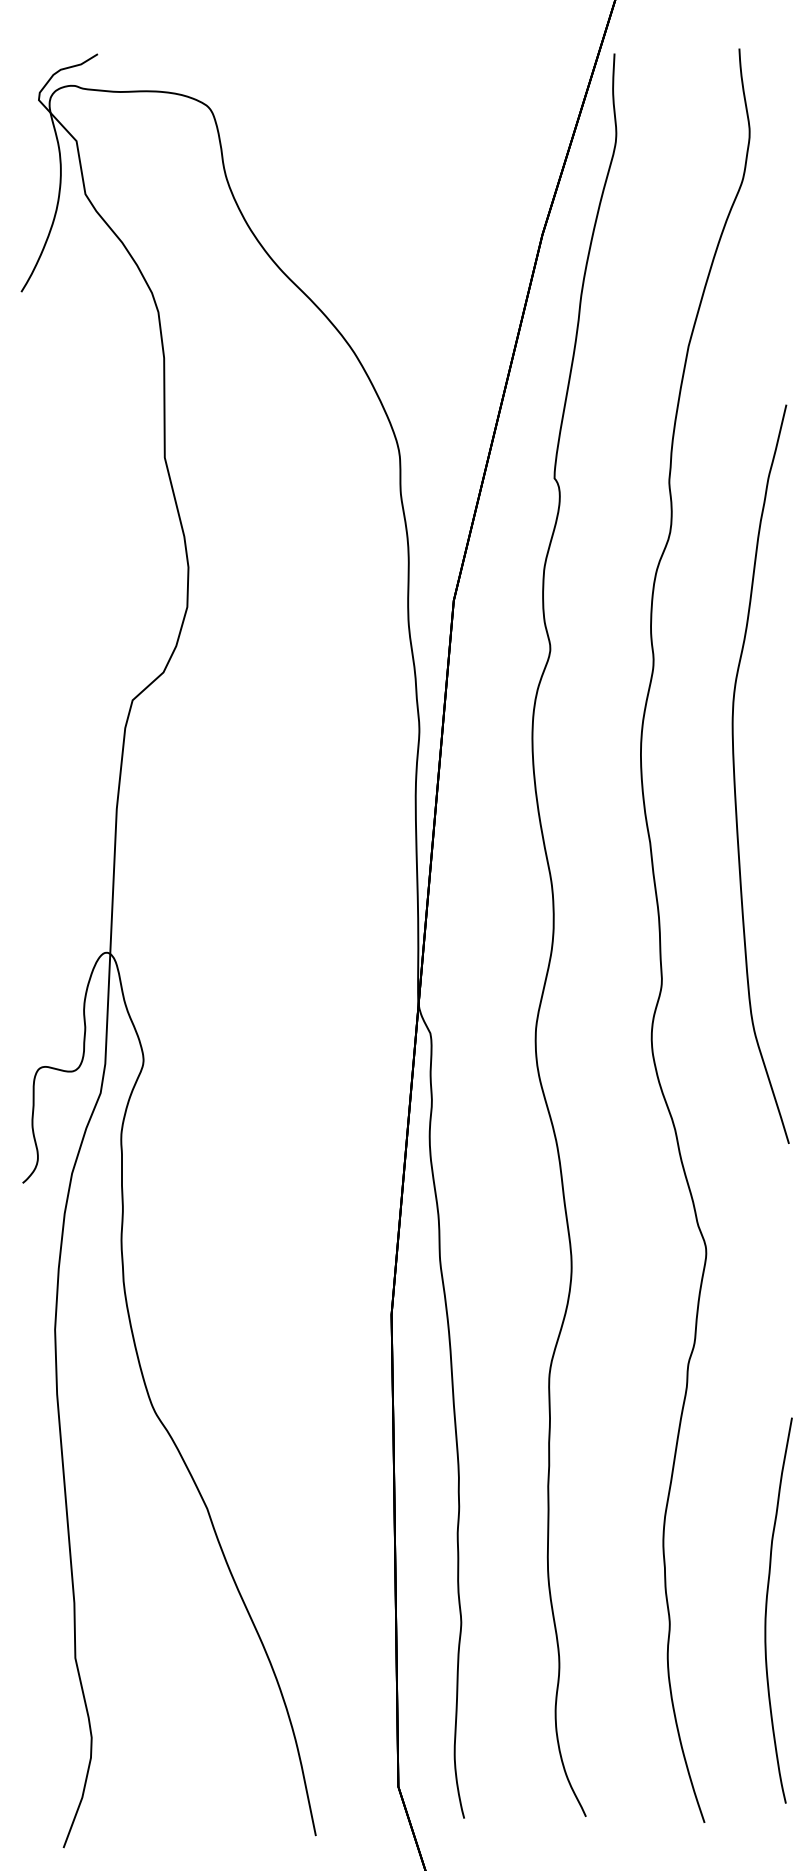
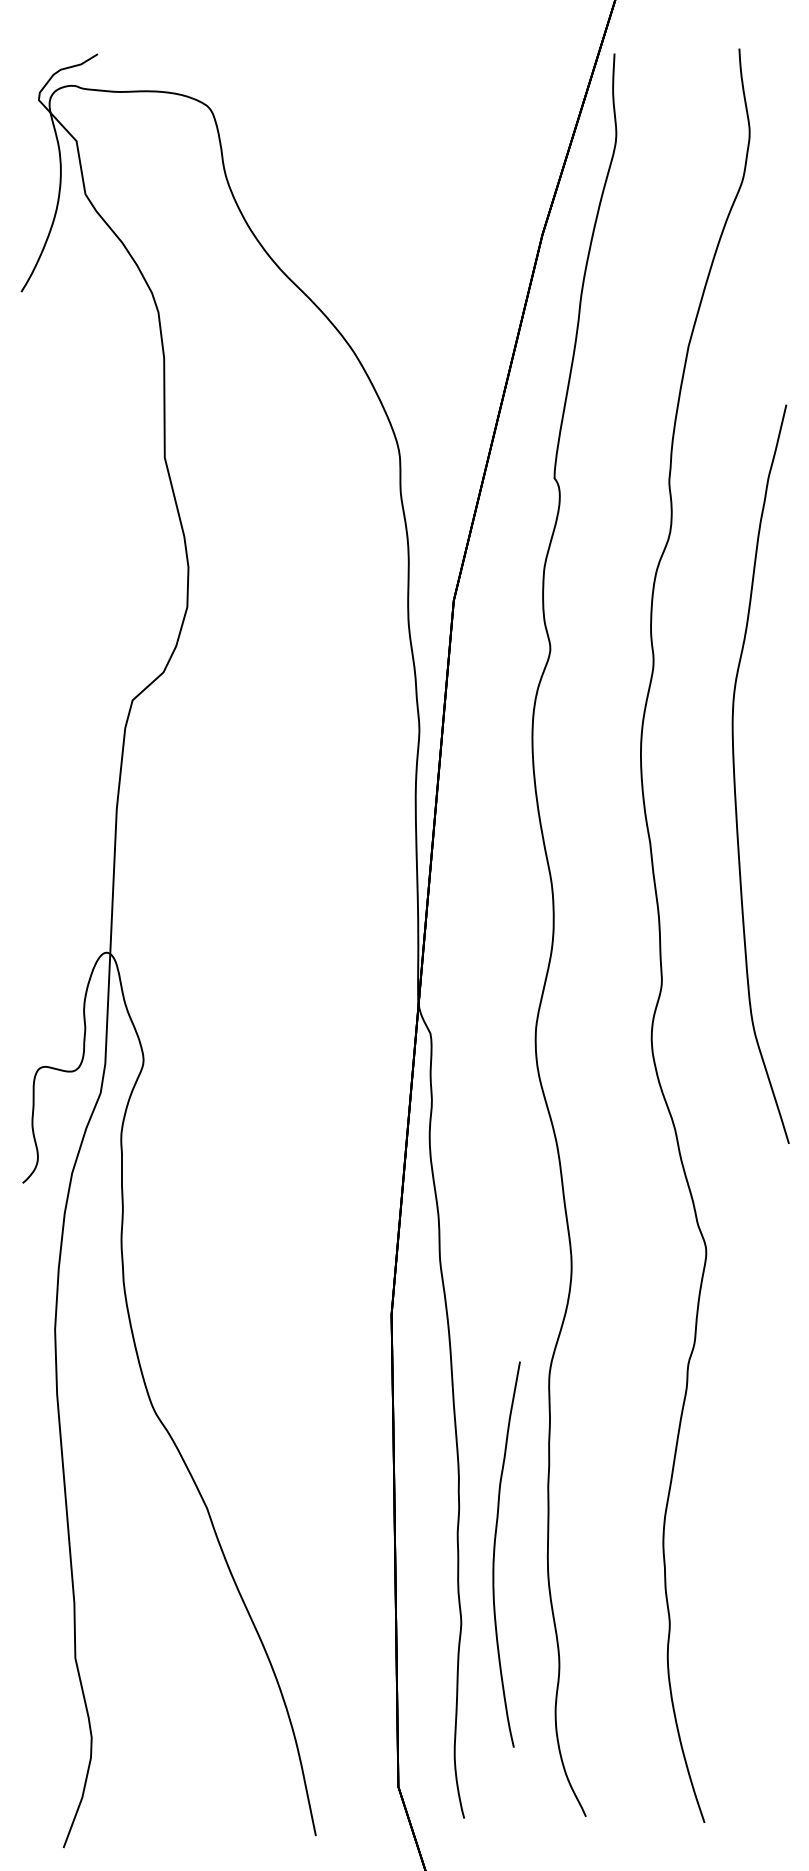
curve position: (767, 1607) -> (495, 1551) (495, 1551)
